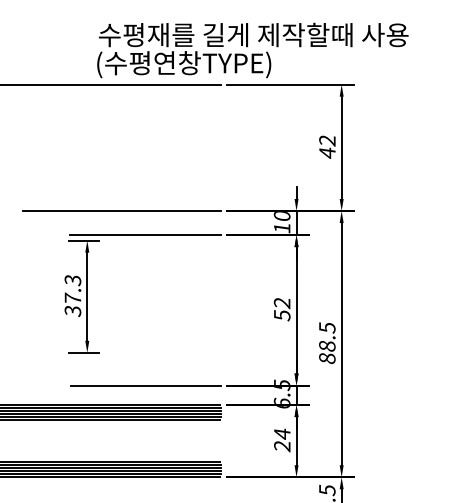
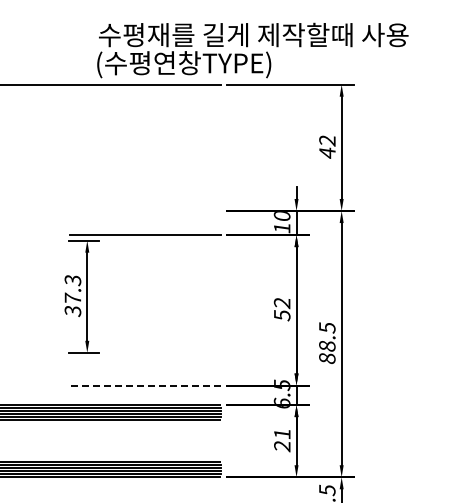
line: present -> none (122, 211)
line: solid -> dashed (146, 385)
text: 24 -> 21 (282, 433)
